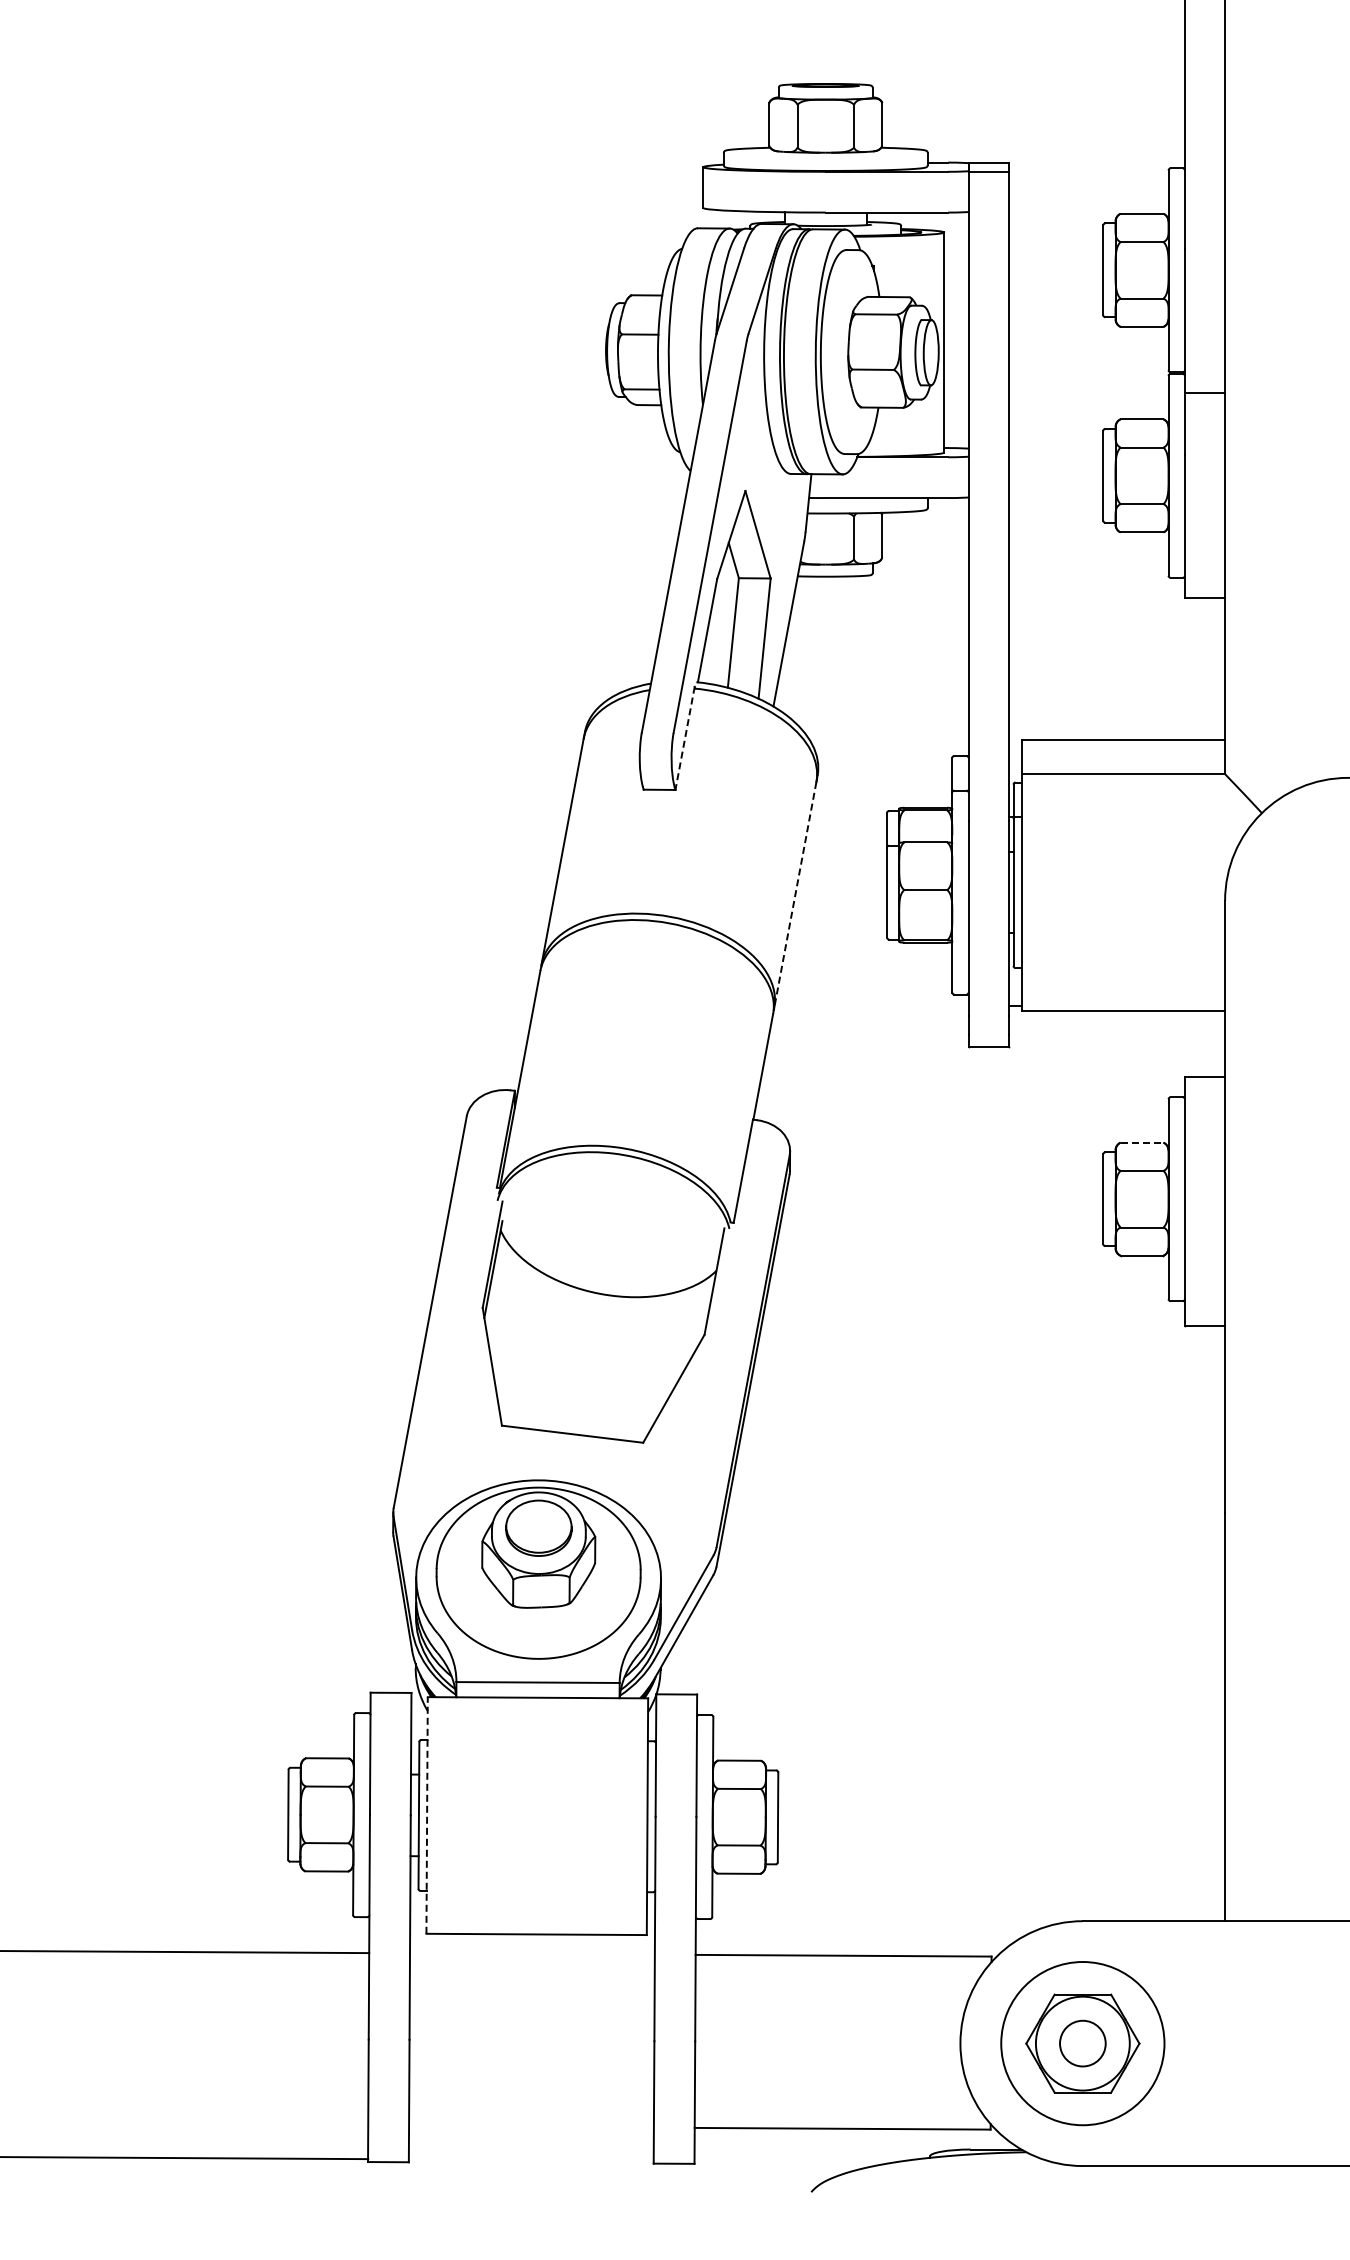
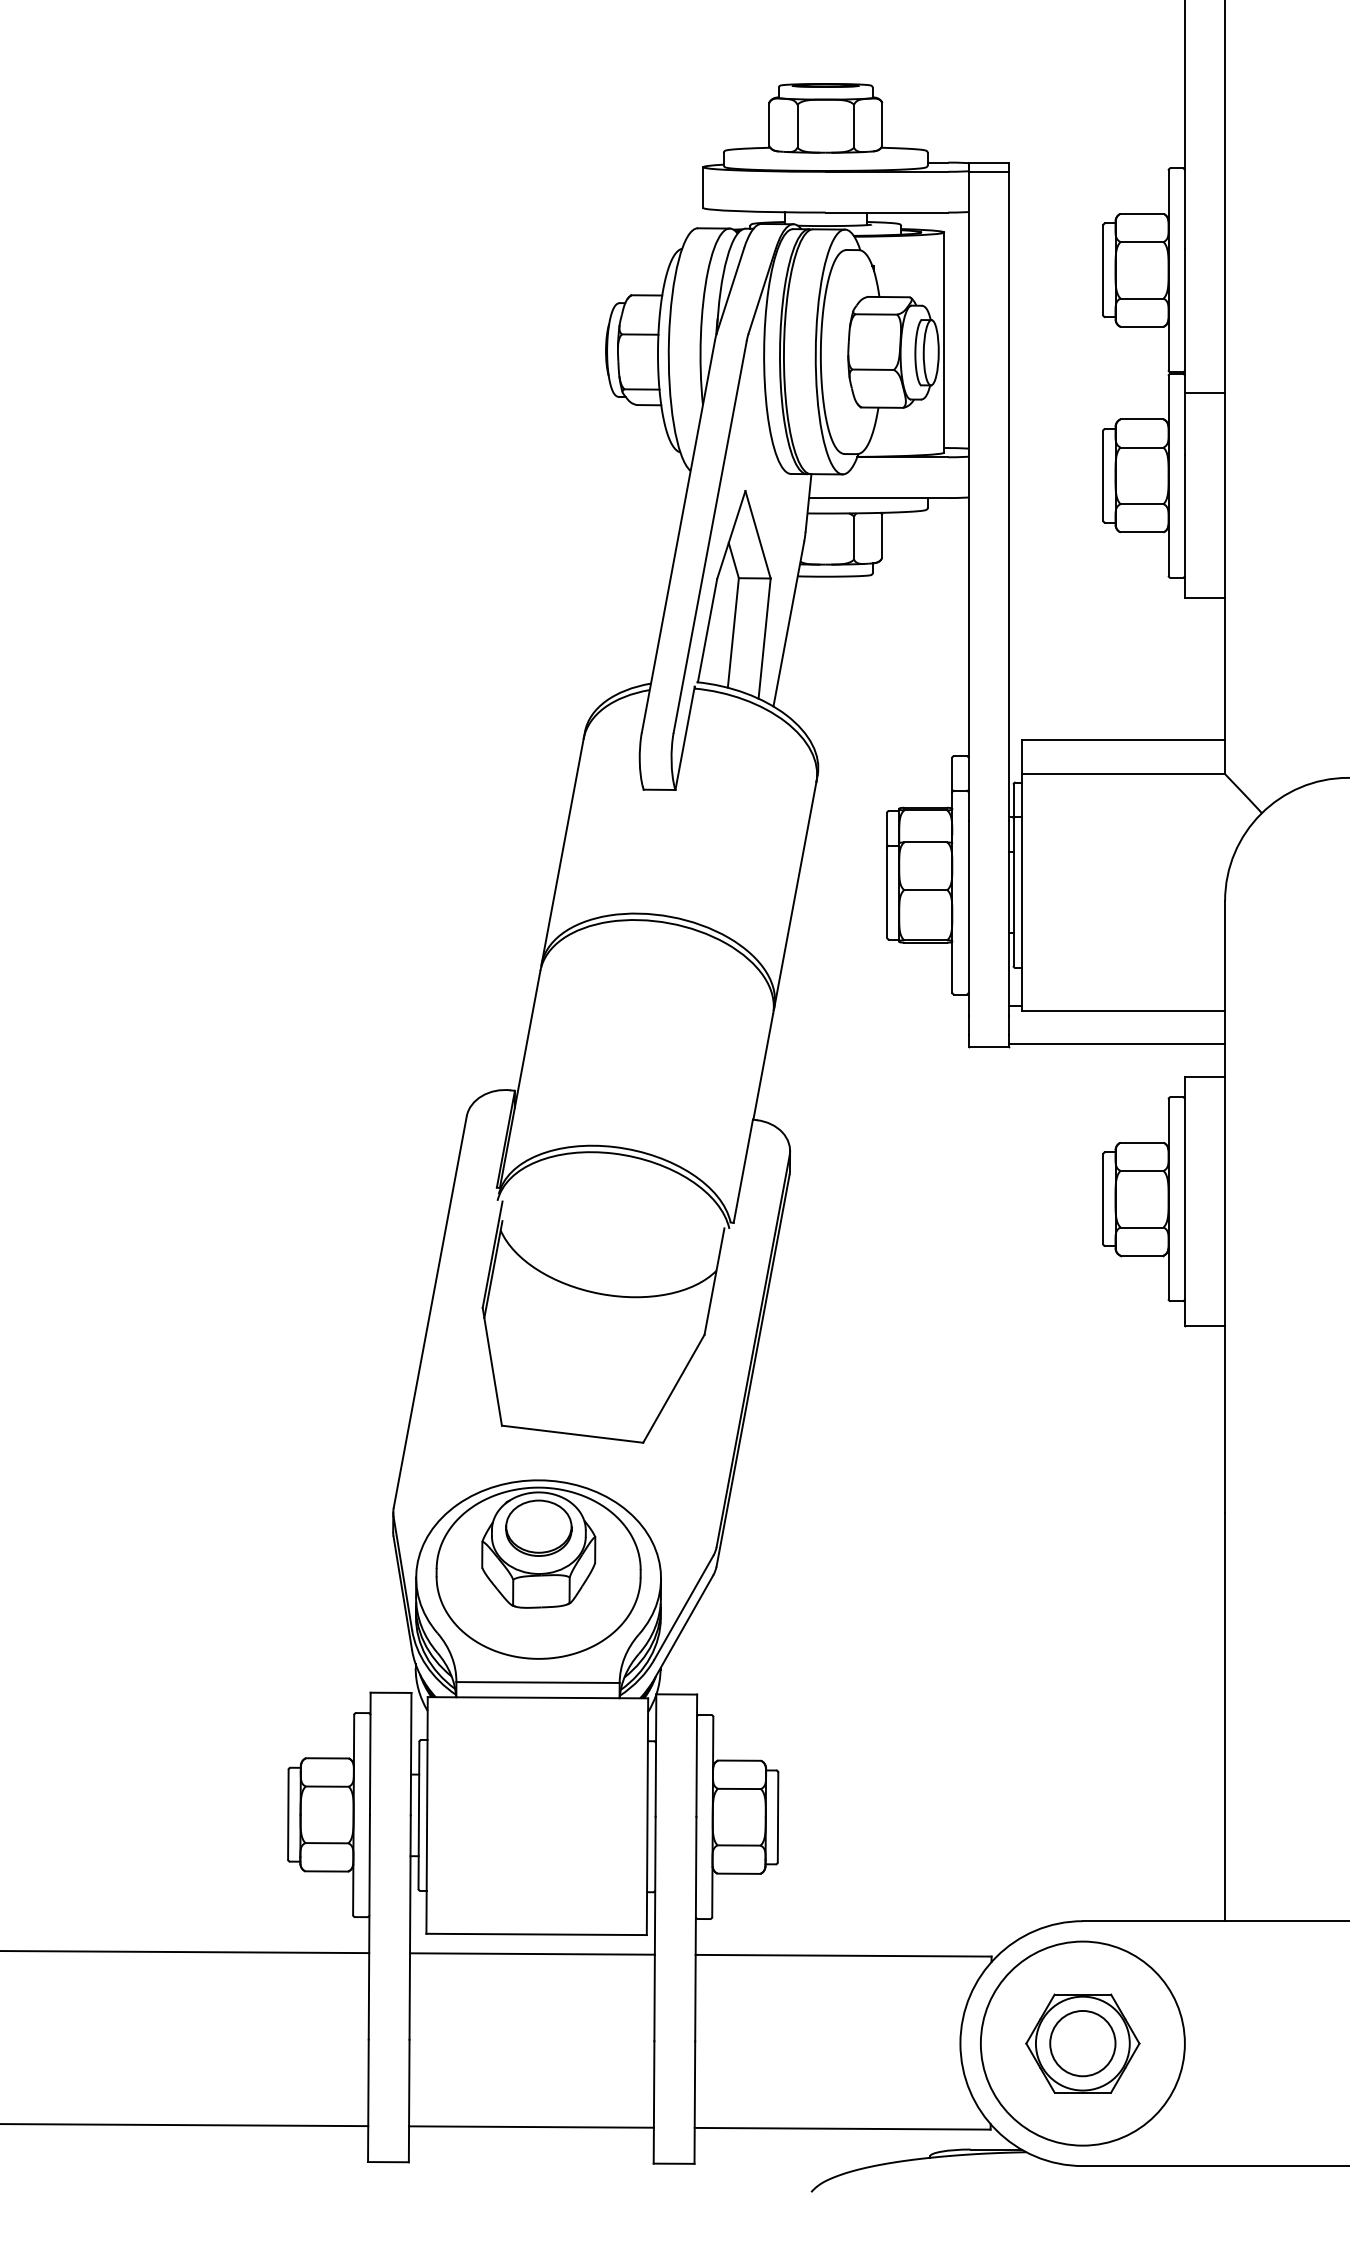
line: dashed -> solid (685, 738)
line: dashed -> solid (795, 894)
line: none -> present (1117, 1043)
line: dashed -> solid (1142, 1142)
line: dashed -> solid (427, 1814)
line: none -> present (532, 1953)
circle diameter: 163 px -> 204 px (1082, 2043)
circle diameter: 46 px -> 65 px (1082, 2043)
line: none -> present (531, 2126)
line position: (185, 2158) -> (185, 2125) (185, 2125)
